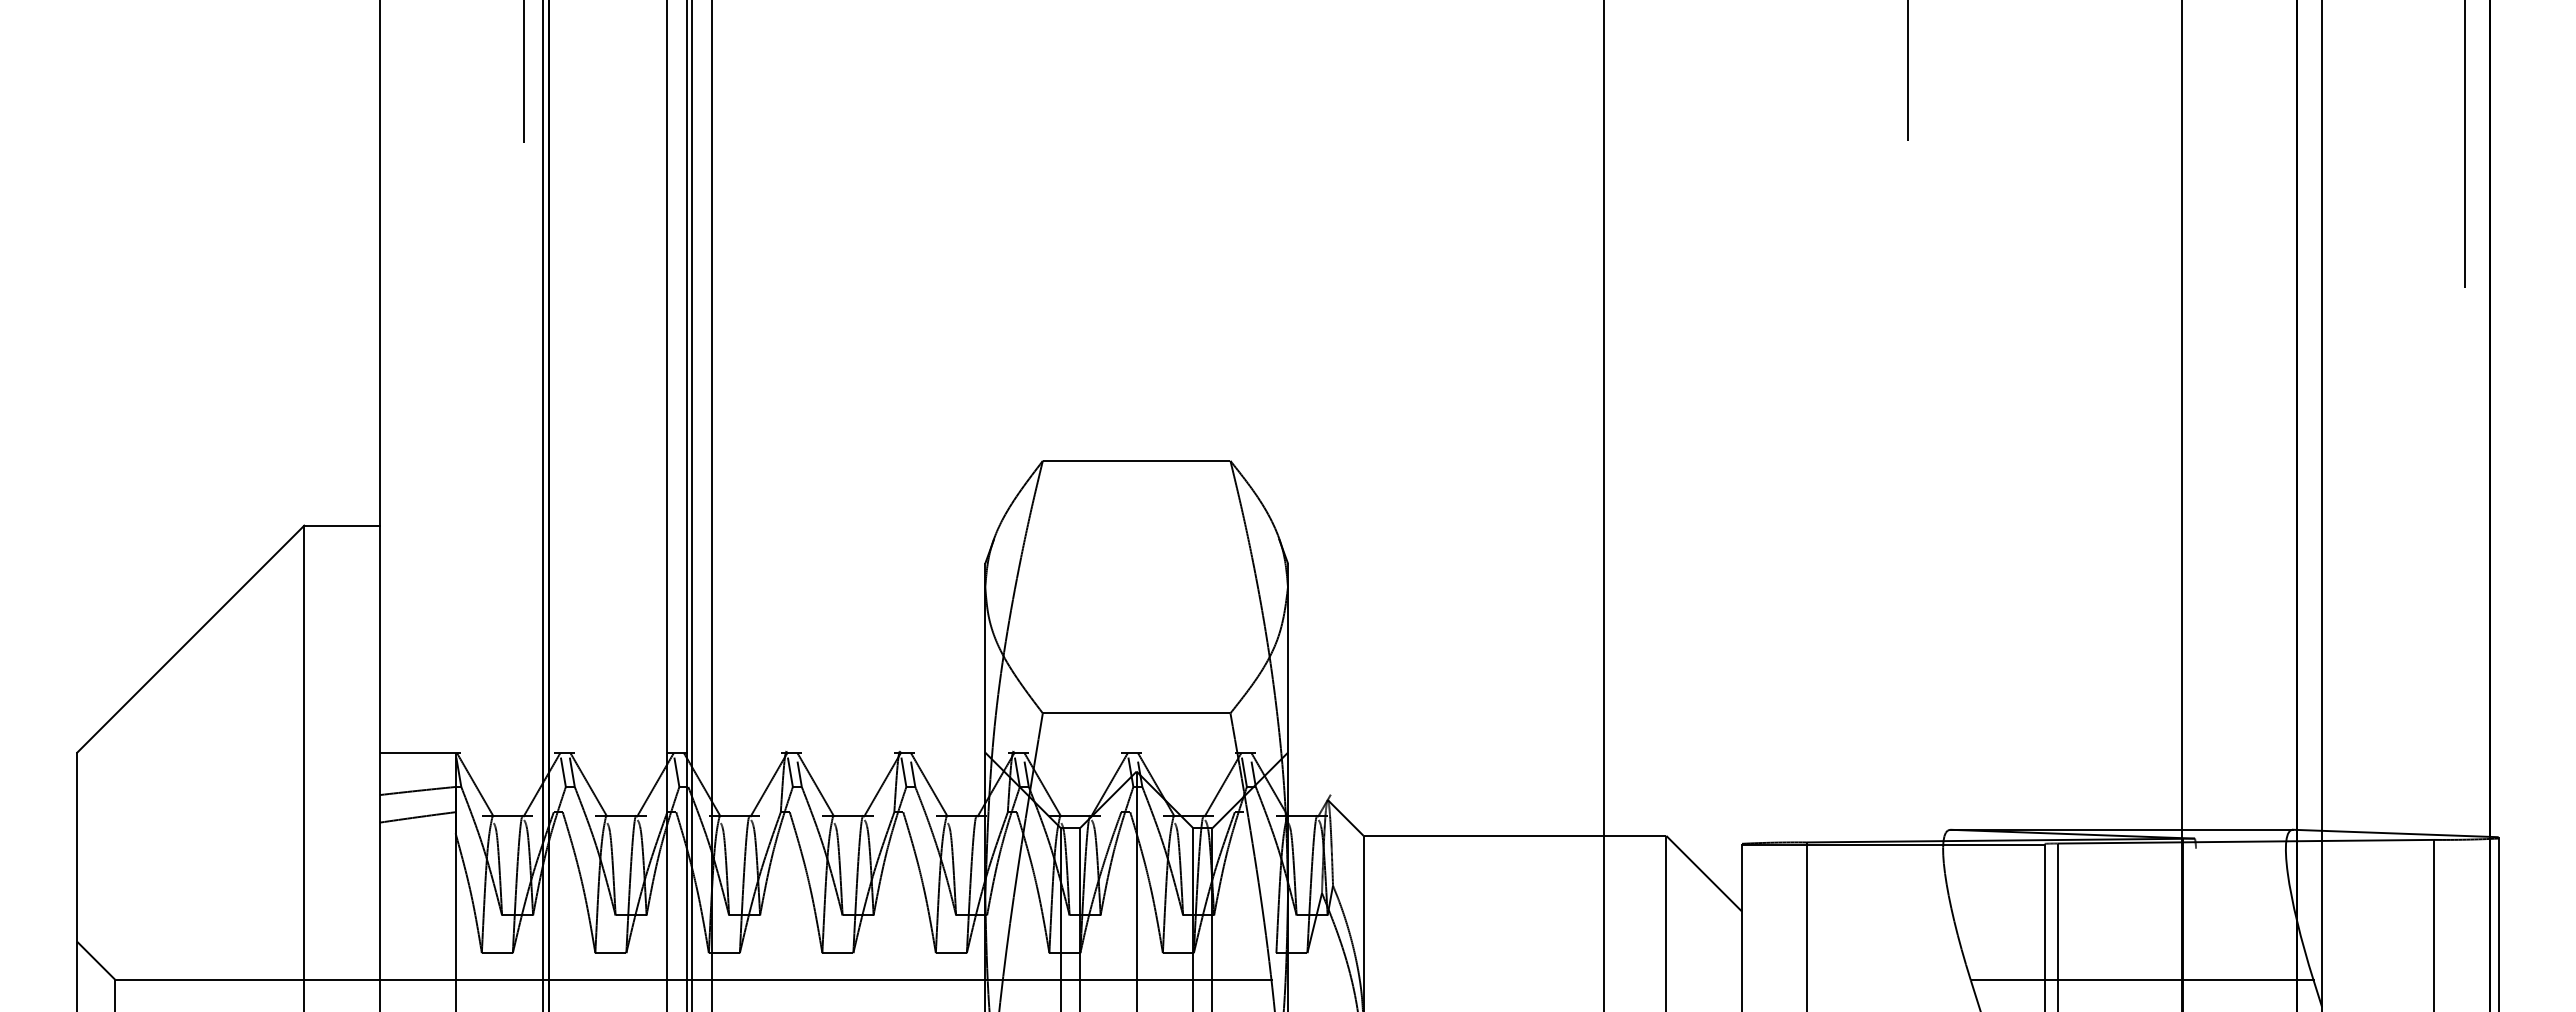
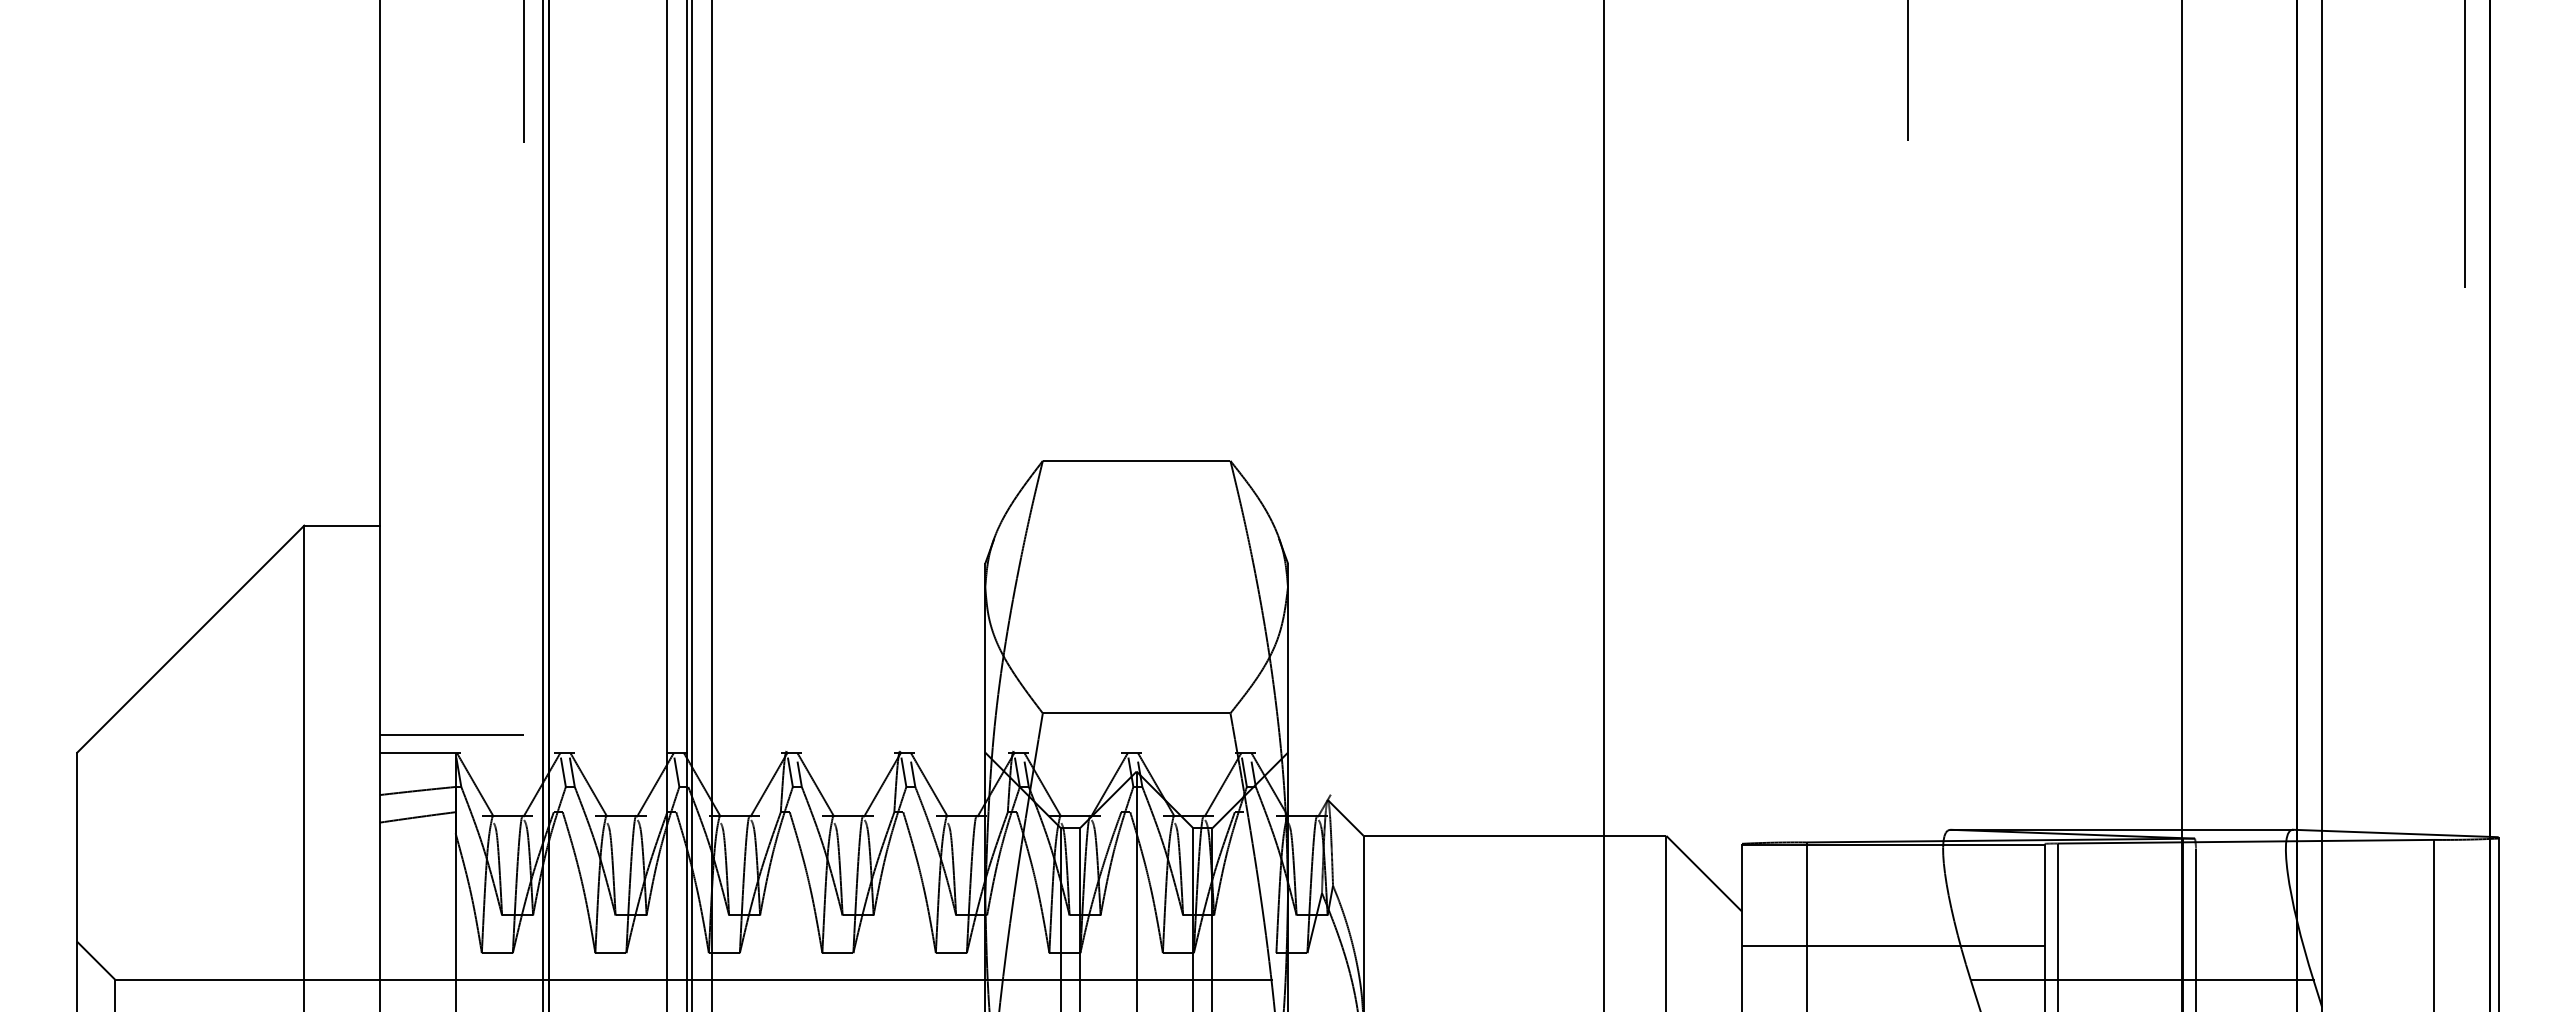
line: none -> present (451, 734)
line: none -> present (2196, 928)
line: none -> present (1893, 945)
